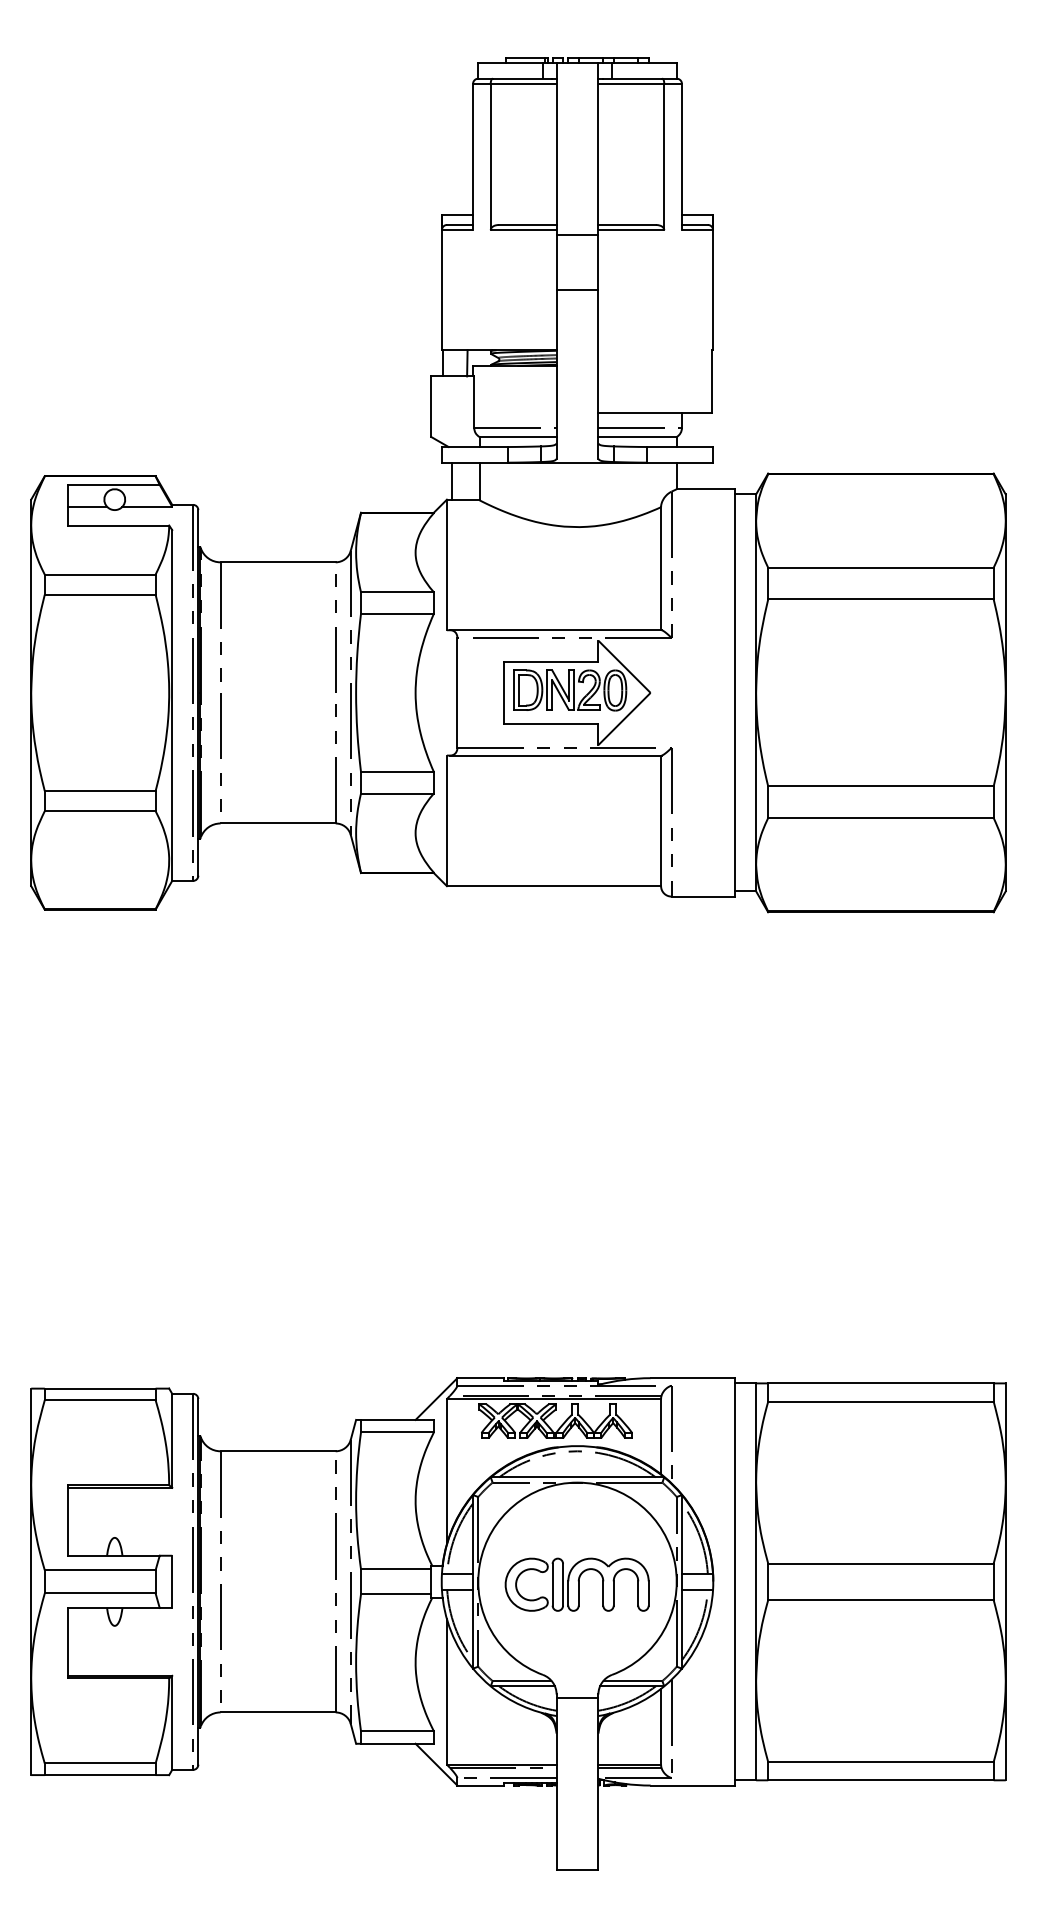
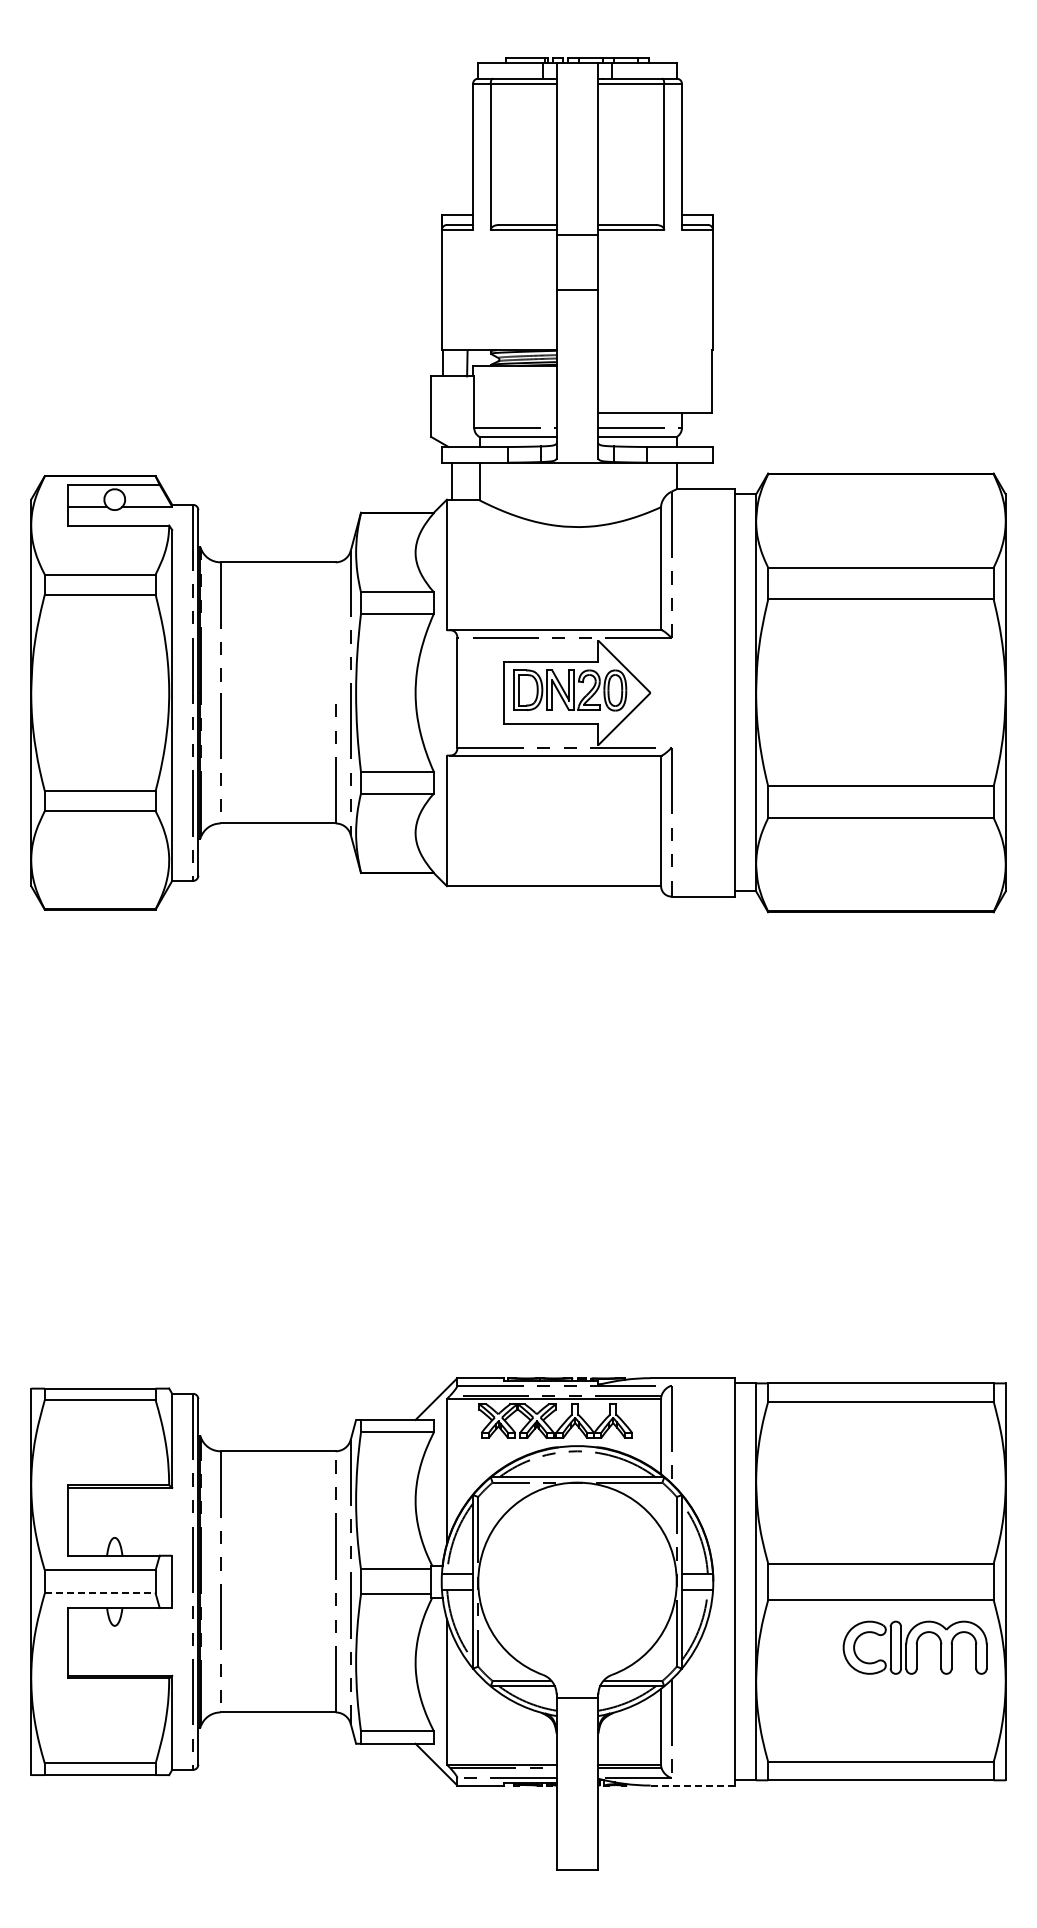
line: present -> none (335, 633)
part position: (576, 1584) -> (914, 1647) (914, 1647)
line: solid -> dashed (100, 1593)
line: solid -> dashed (693, 1785)
